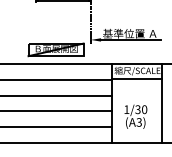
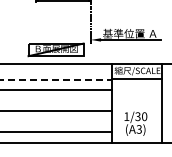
line: solid -> dashed (56, 79)
line position: (56, 95) -> (56, 89) (56, 89)
text position: (135, 116) -> (135, 123) (135, 123)
line position: (56, 127) -> (56, 132) (56, 132)
